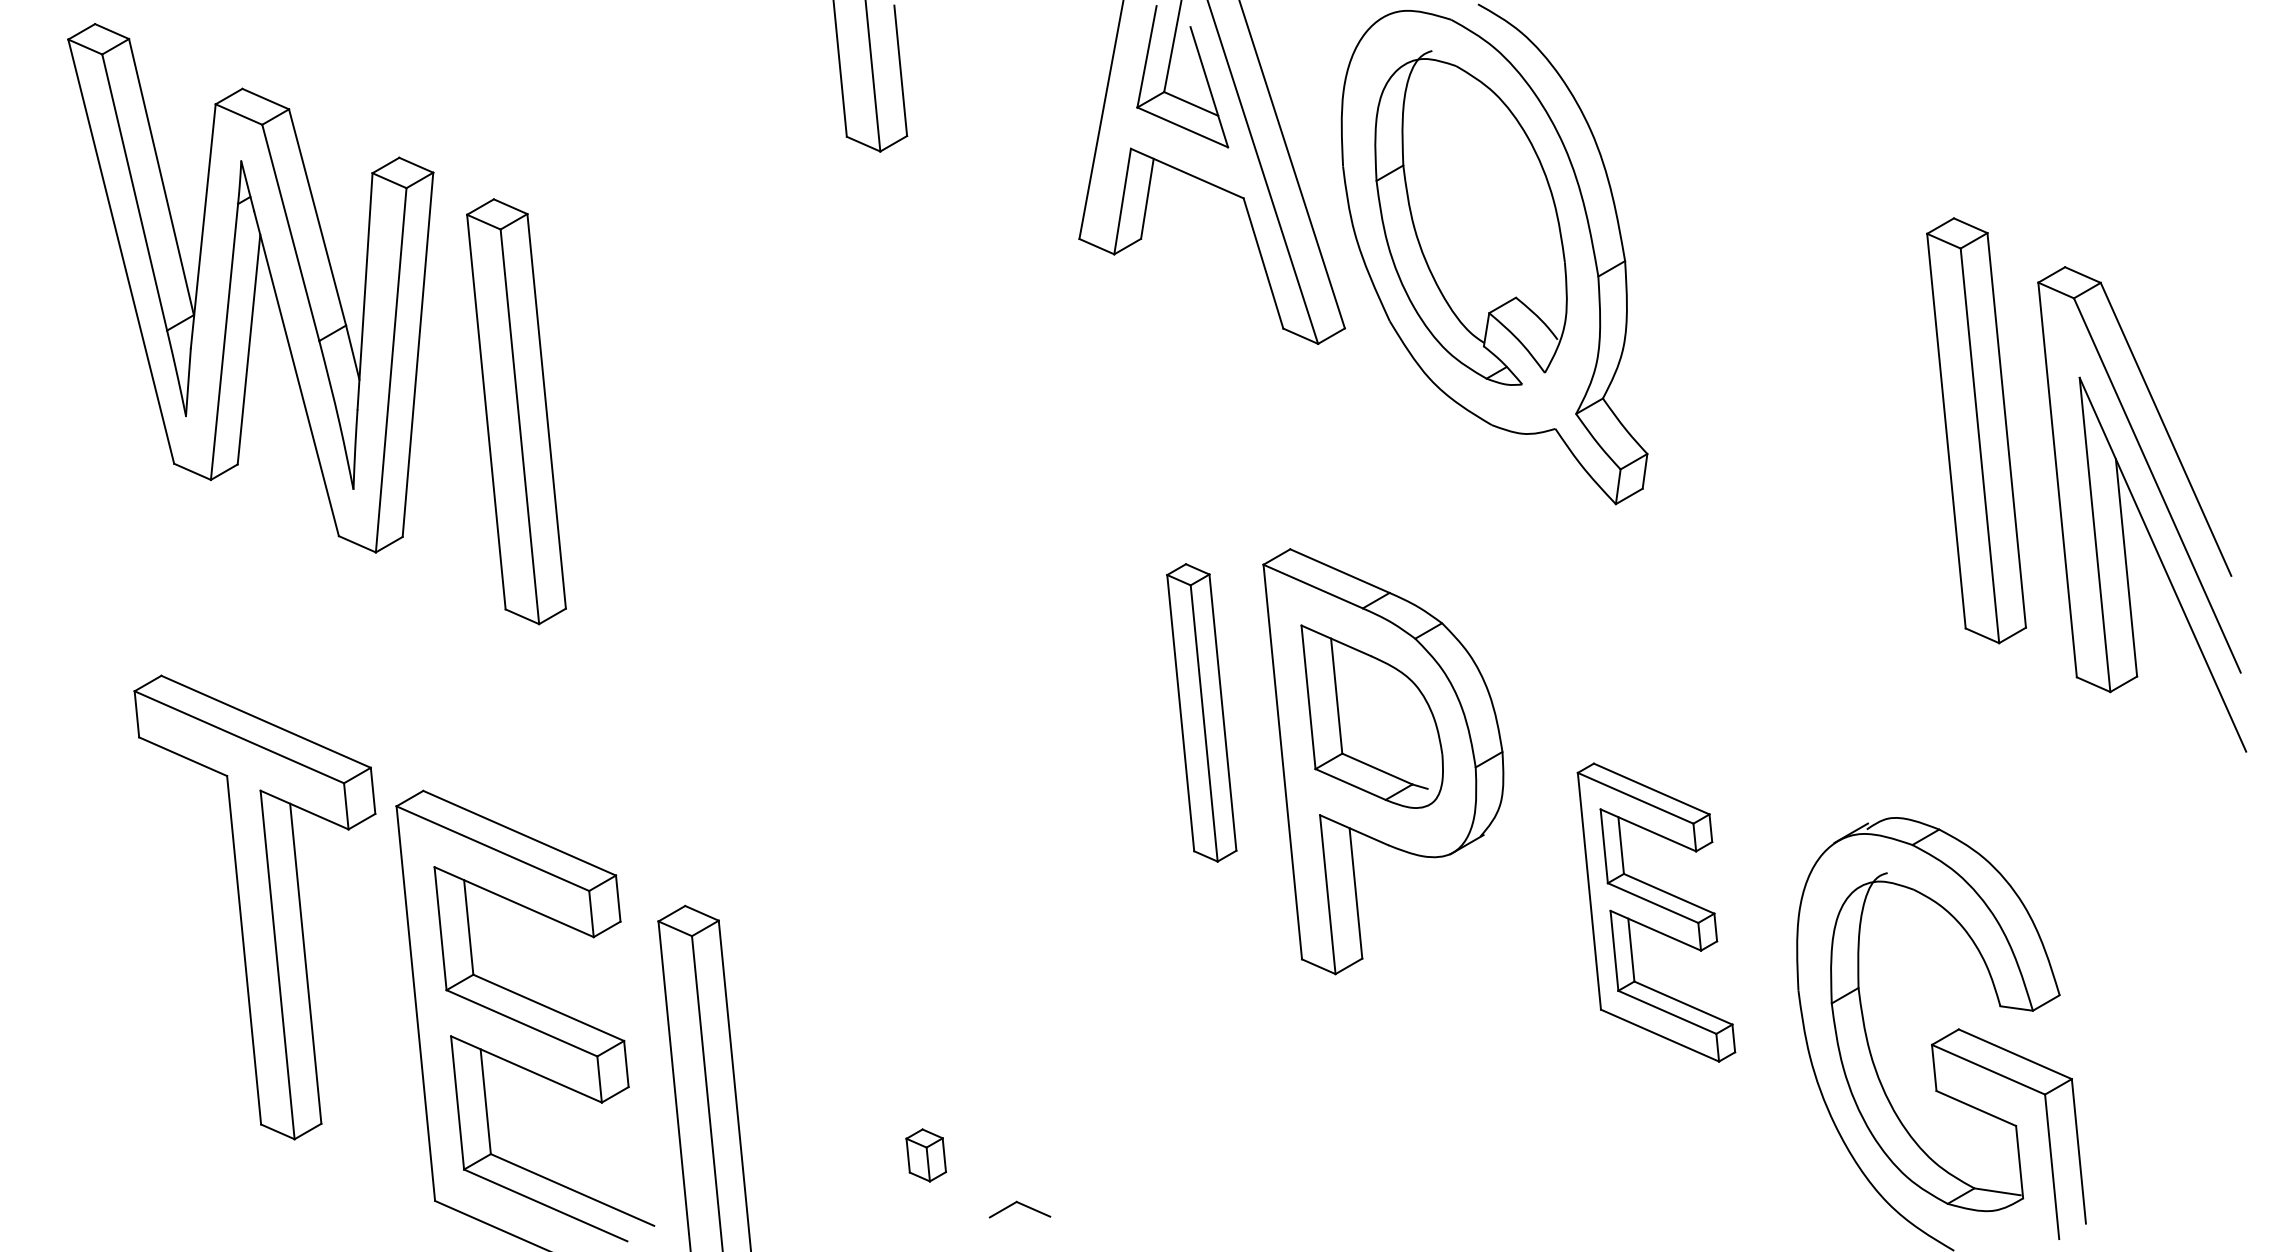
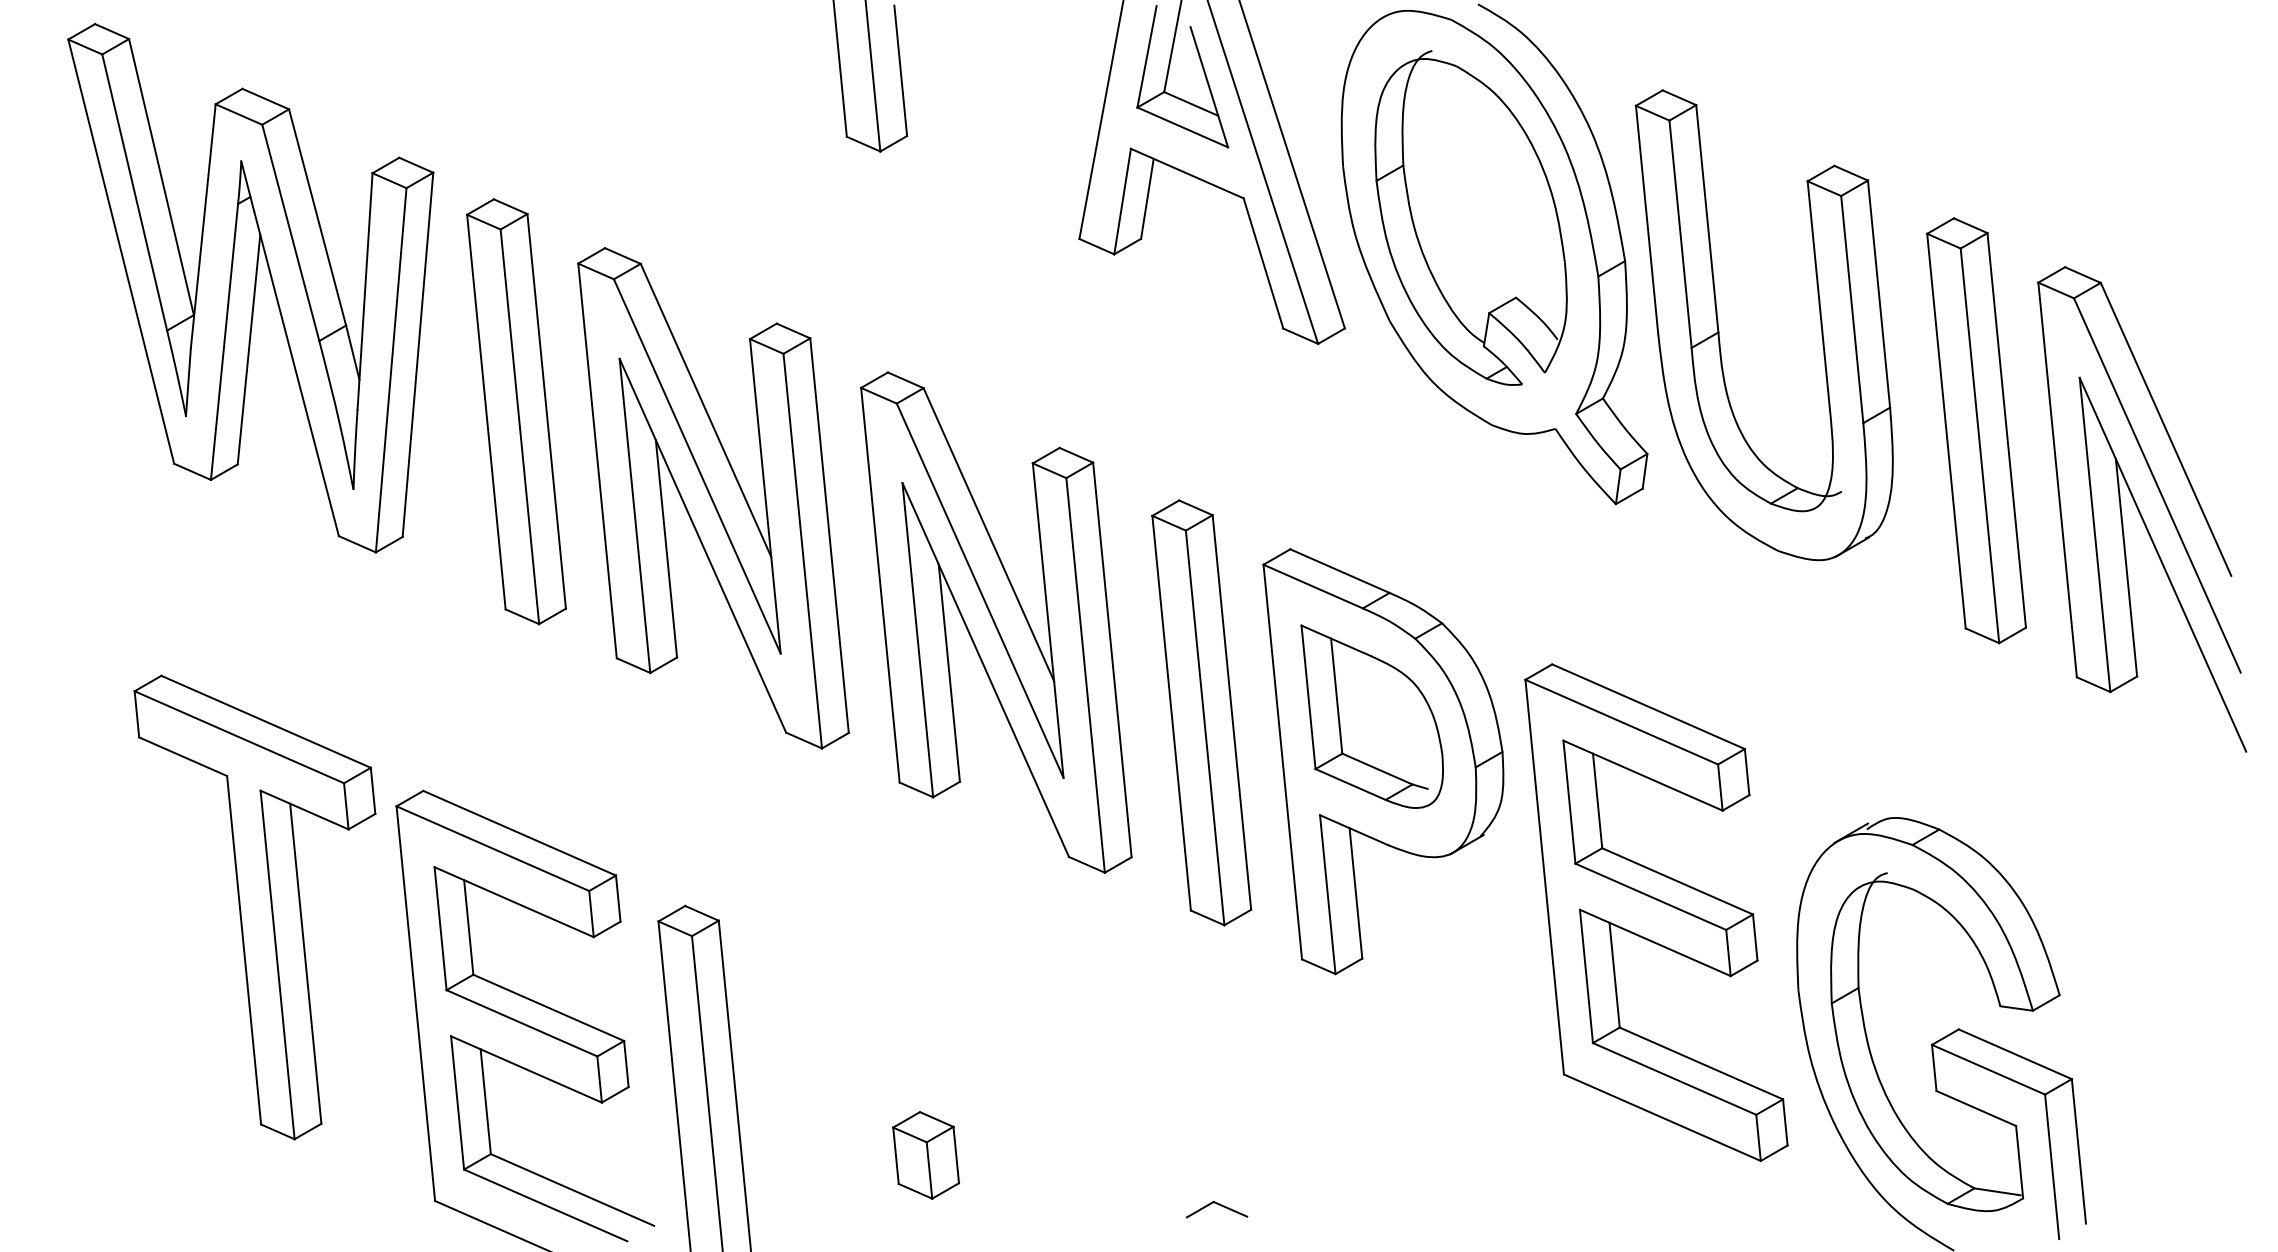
part: none -> present (1719, 330)
part: none -> present (713, 498)
part: none -> present (996, 622)
part size: 72x300 px -> 102x428 px (1201, 712)
part size: 161x301 px -> 265x499 px (1656, 912)
part size: 43x55 px -> 69x89 px (926, 1155)
part position: (1019, 1209) -> (1216, 1209) (1216, 1209)
